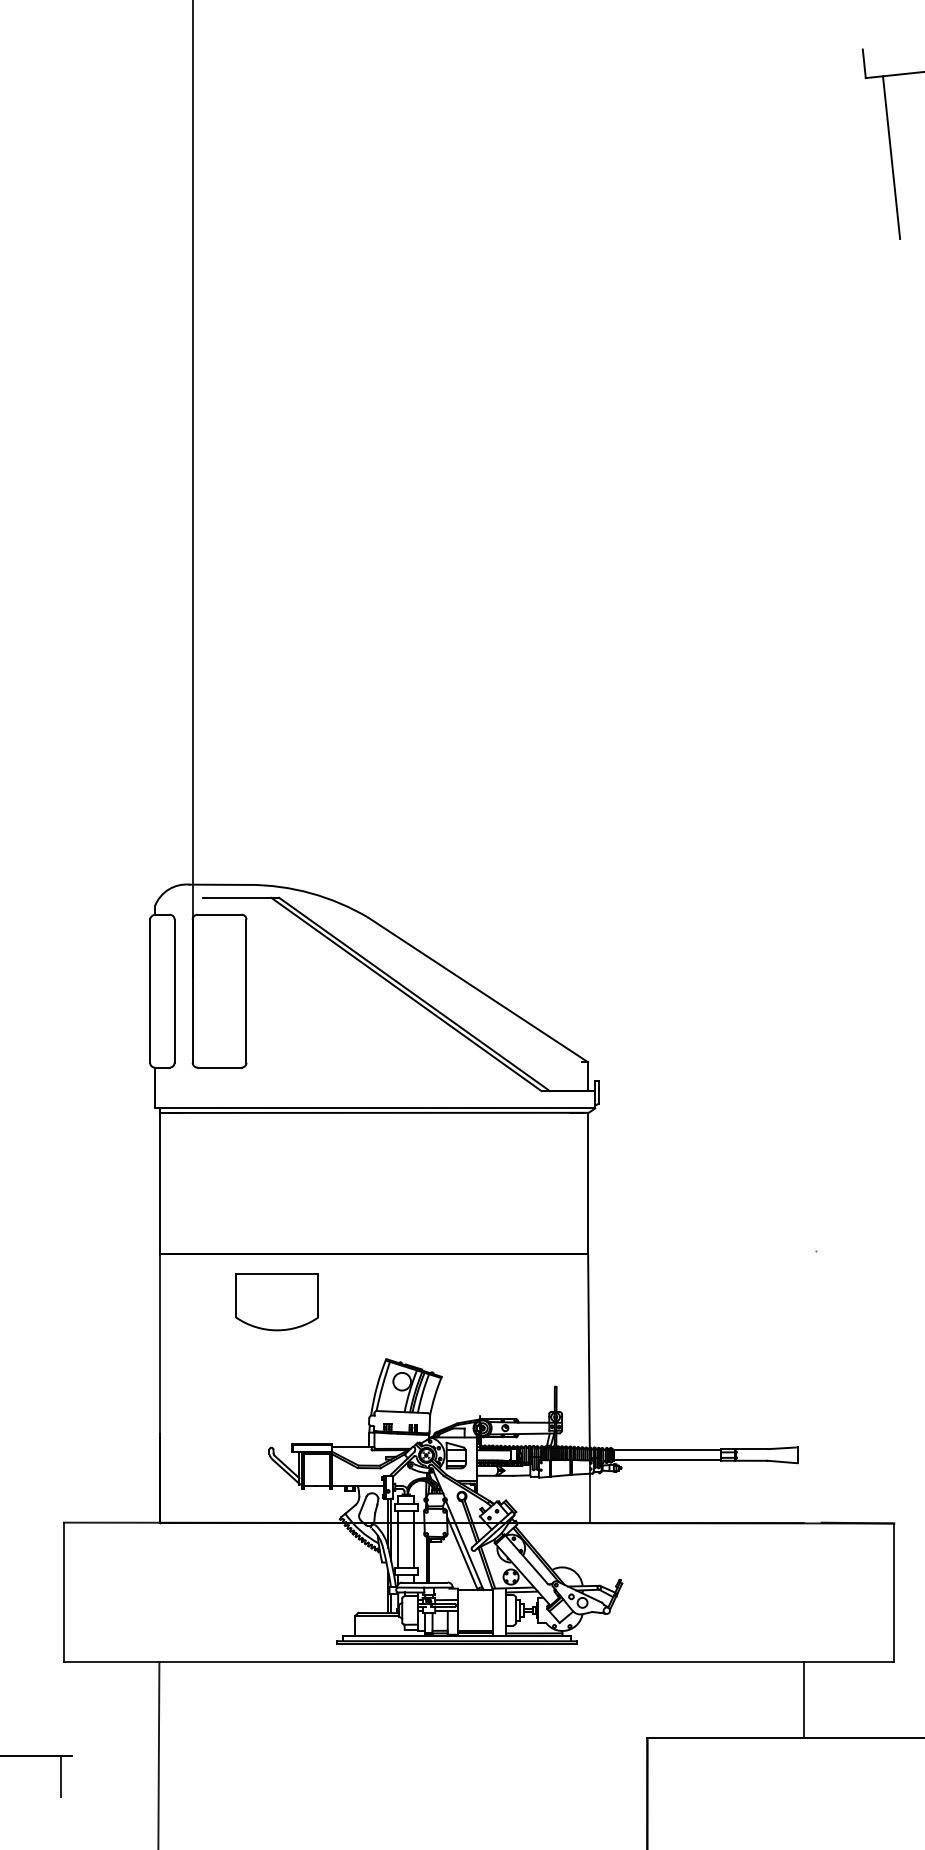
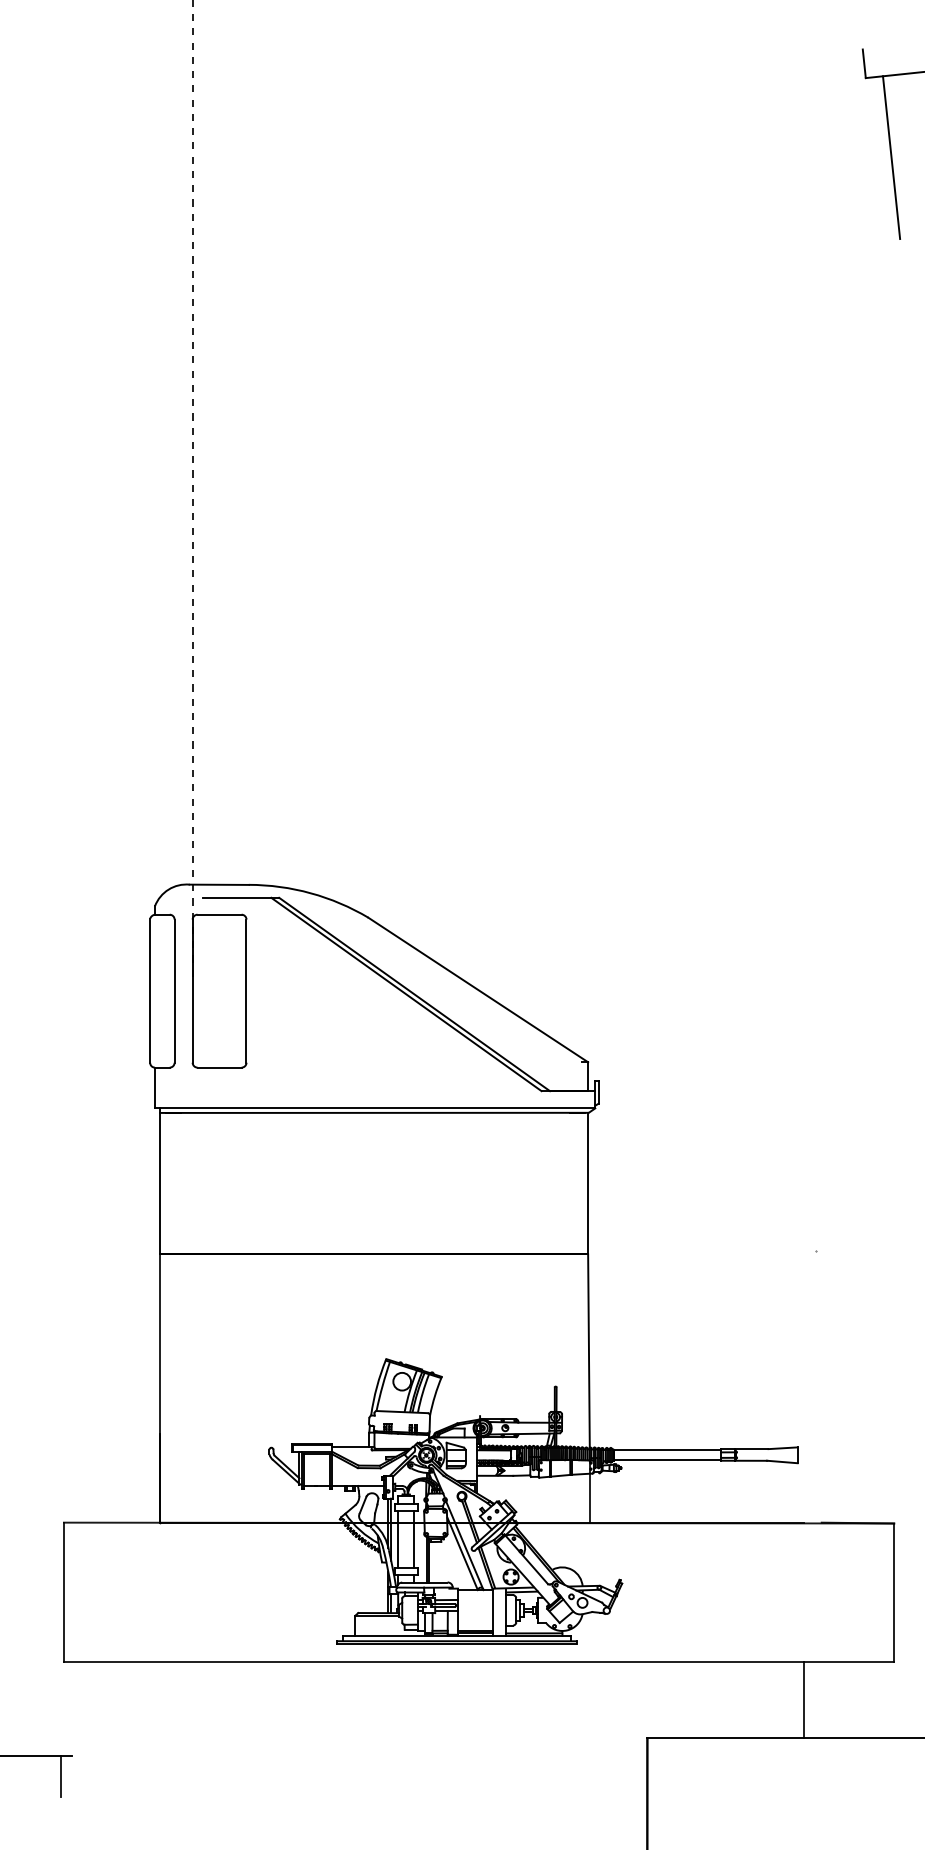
line: solid -> dashed (193, 488)
part: present -> none (276, 1302)
line: present -> none (158, 1754)
